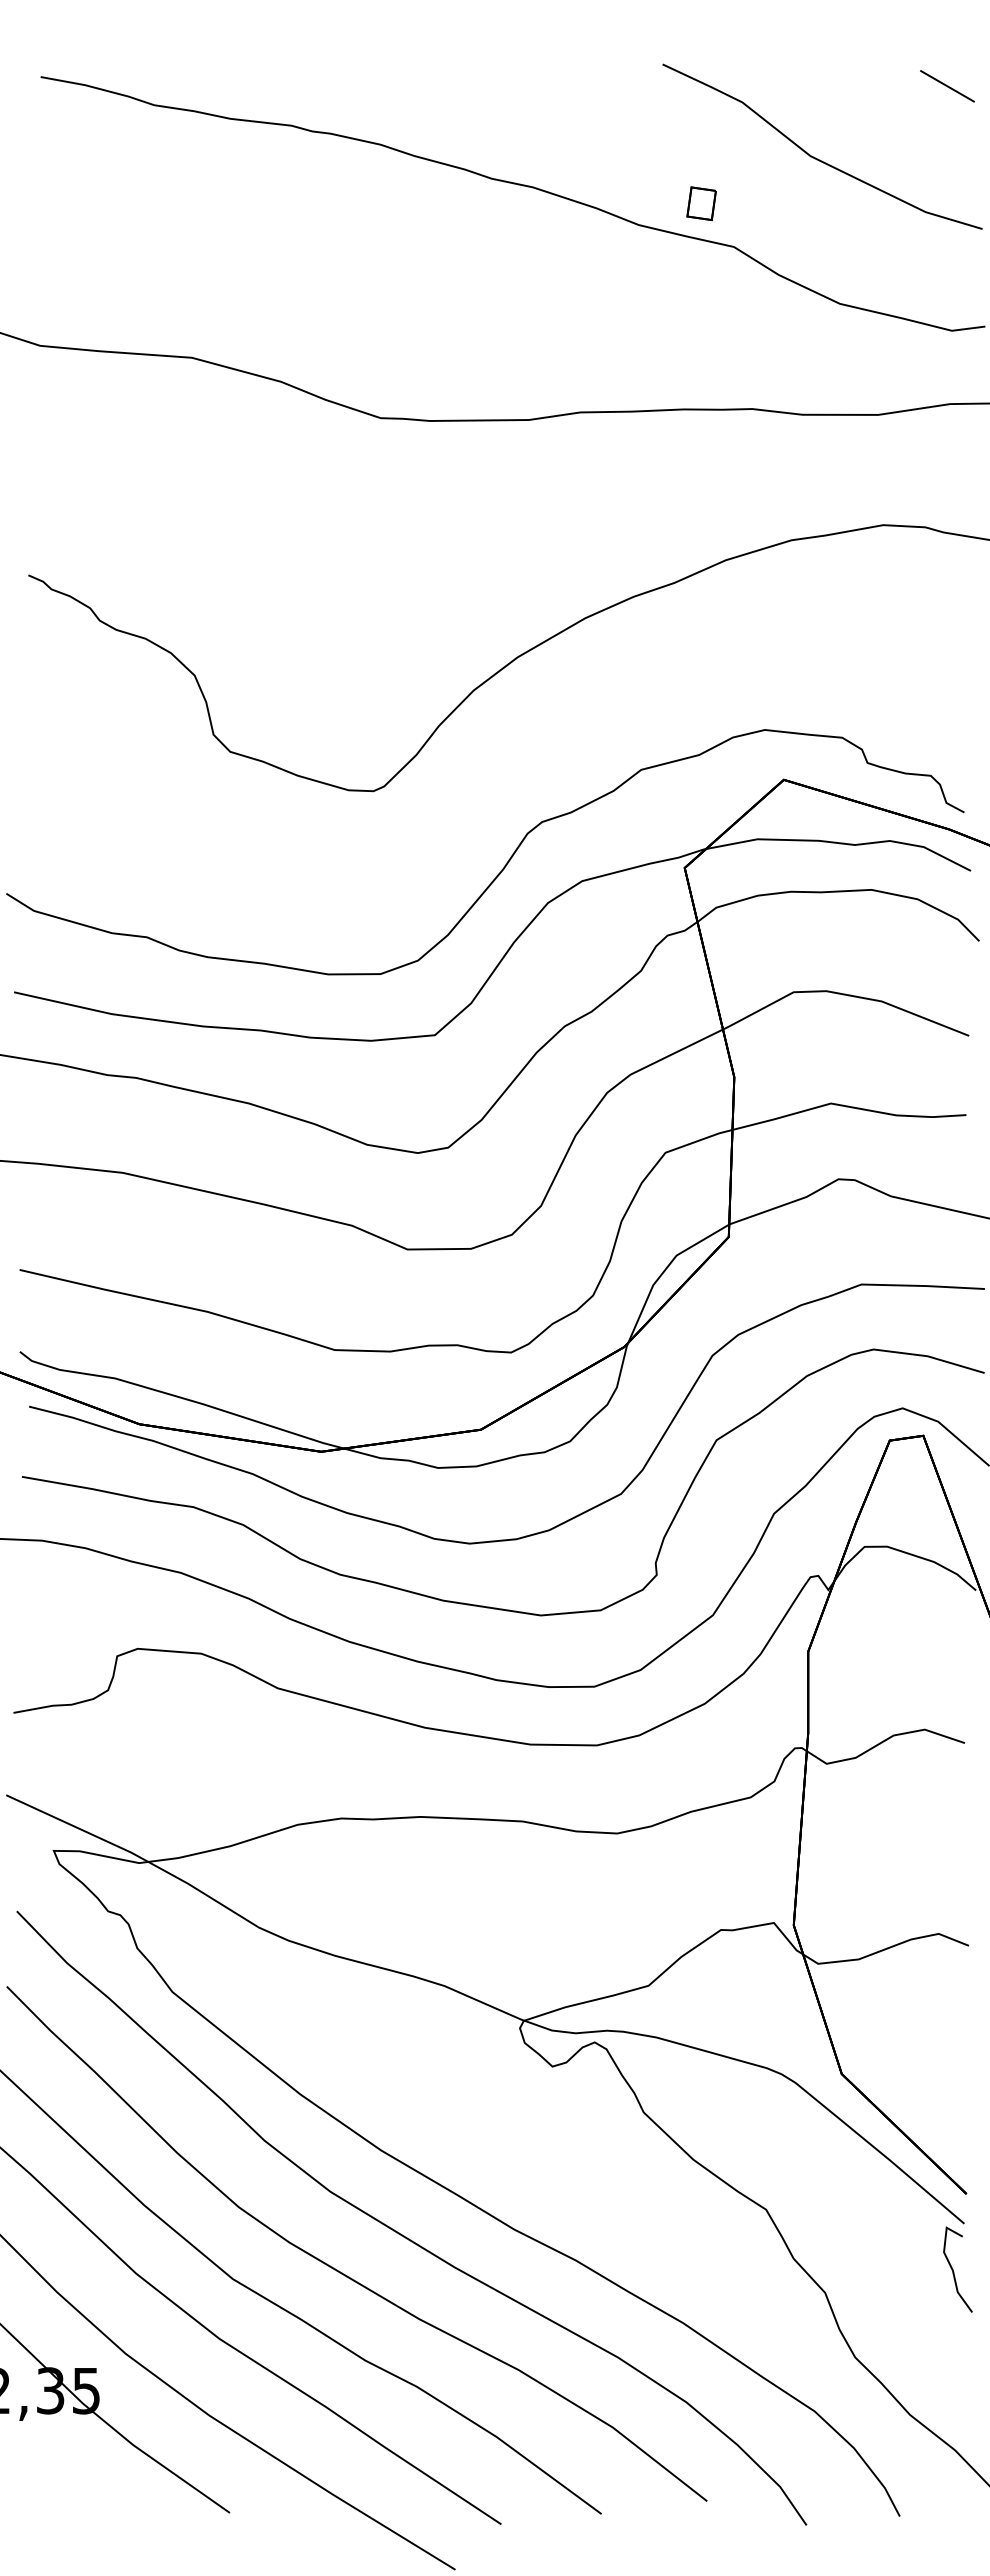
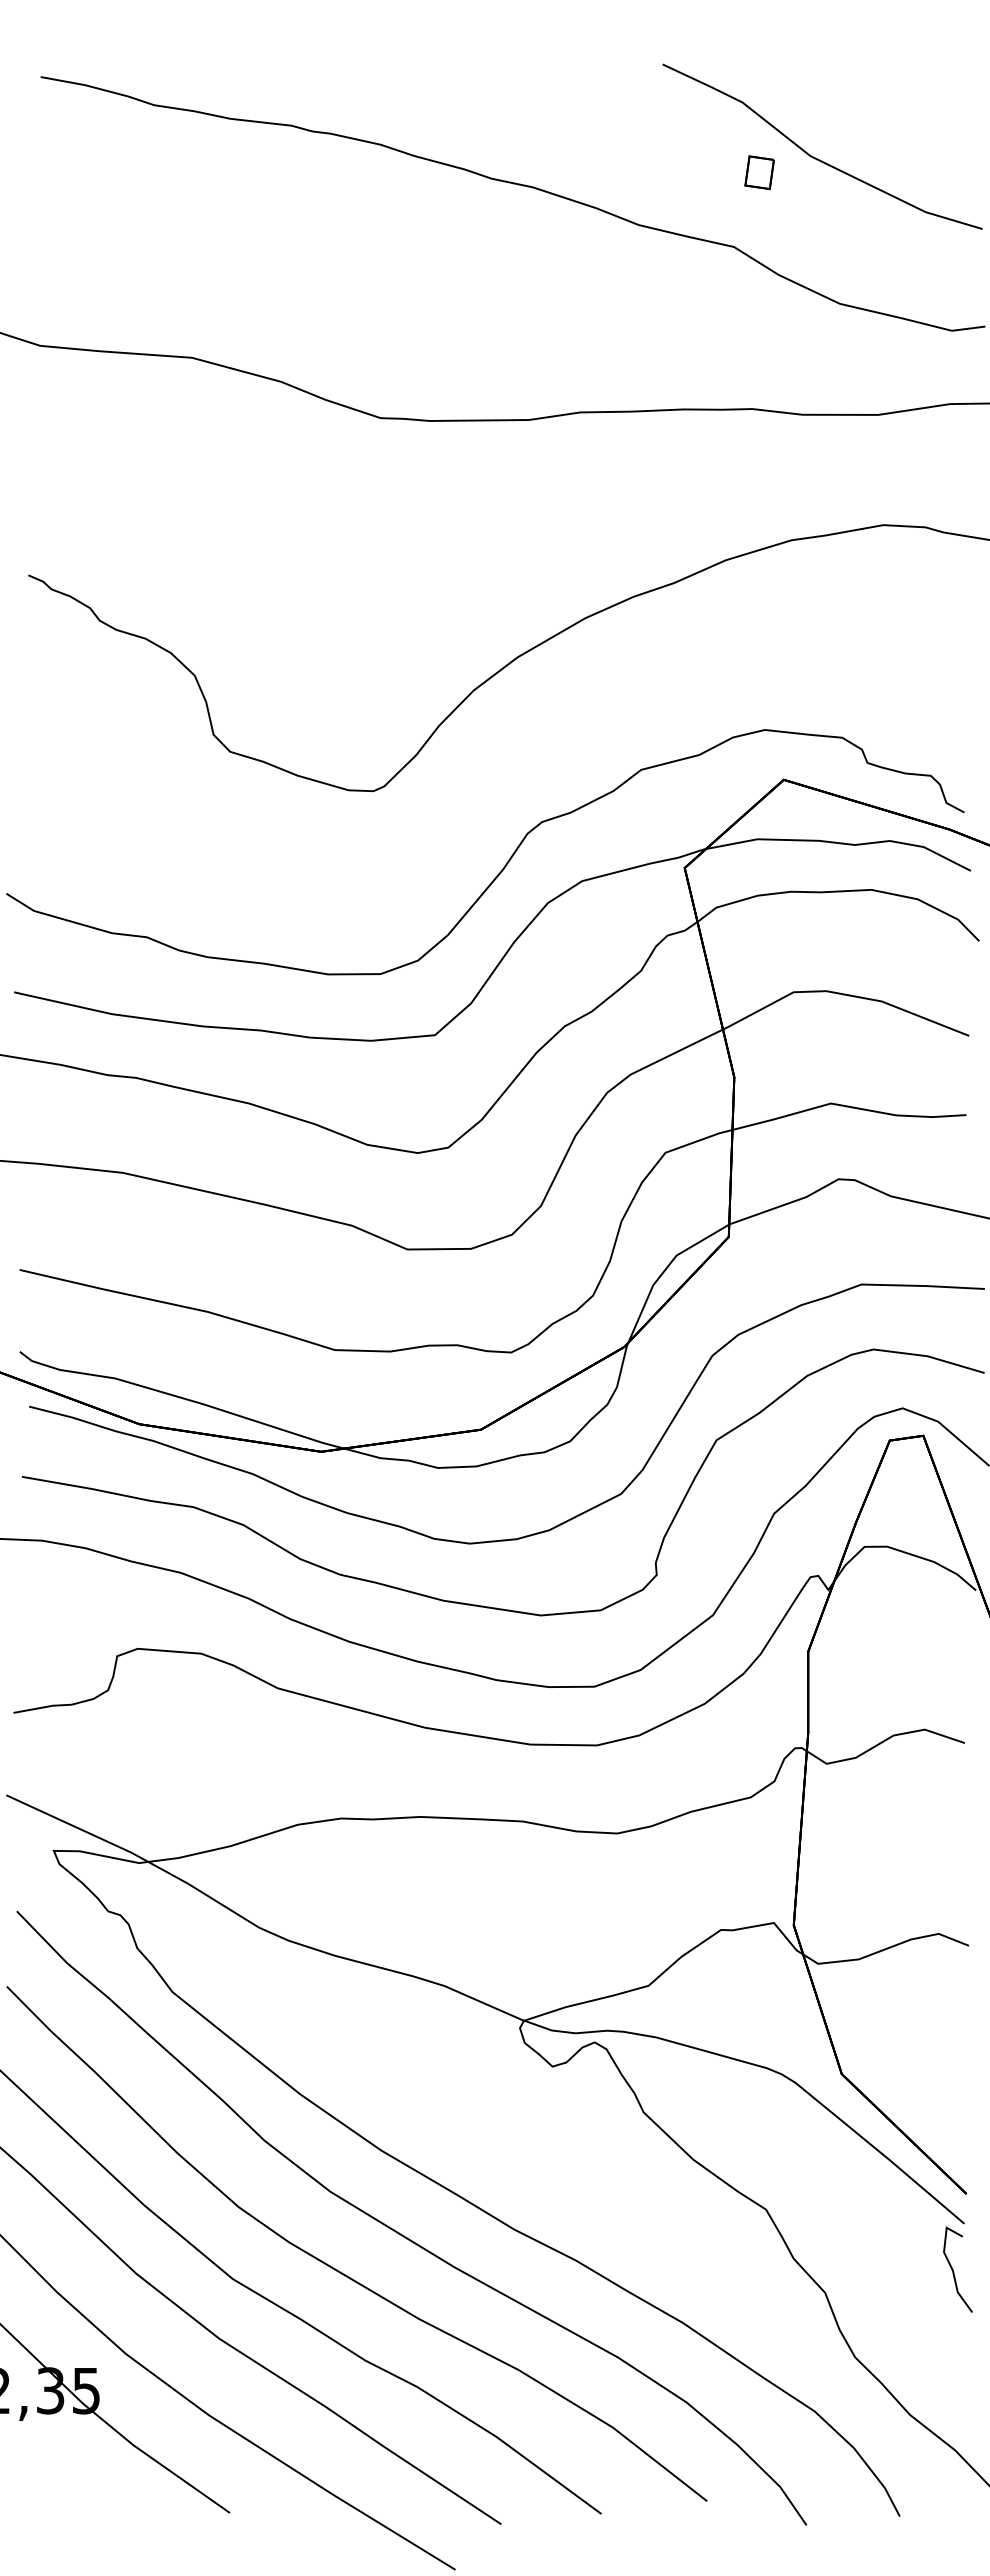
line: present -> none (947, 86)
part position: (701, 203) -> (759, 172) (759, 172)
